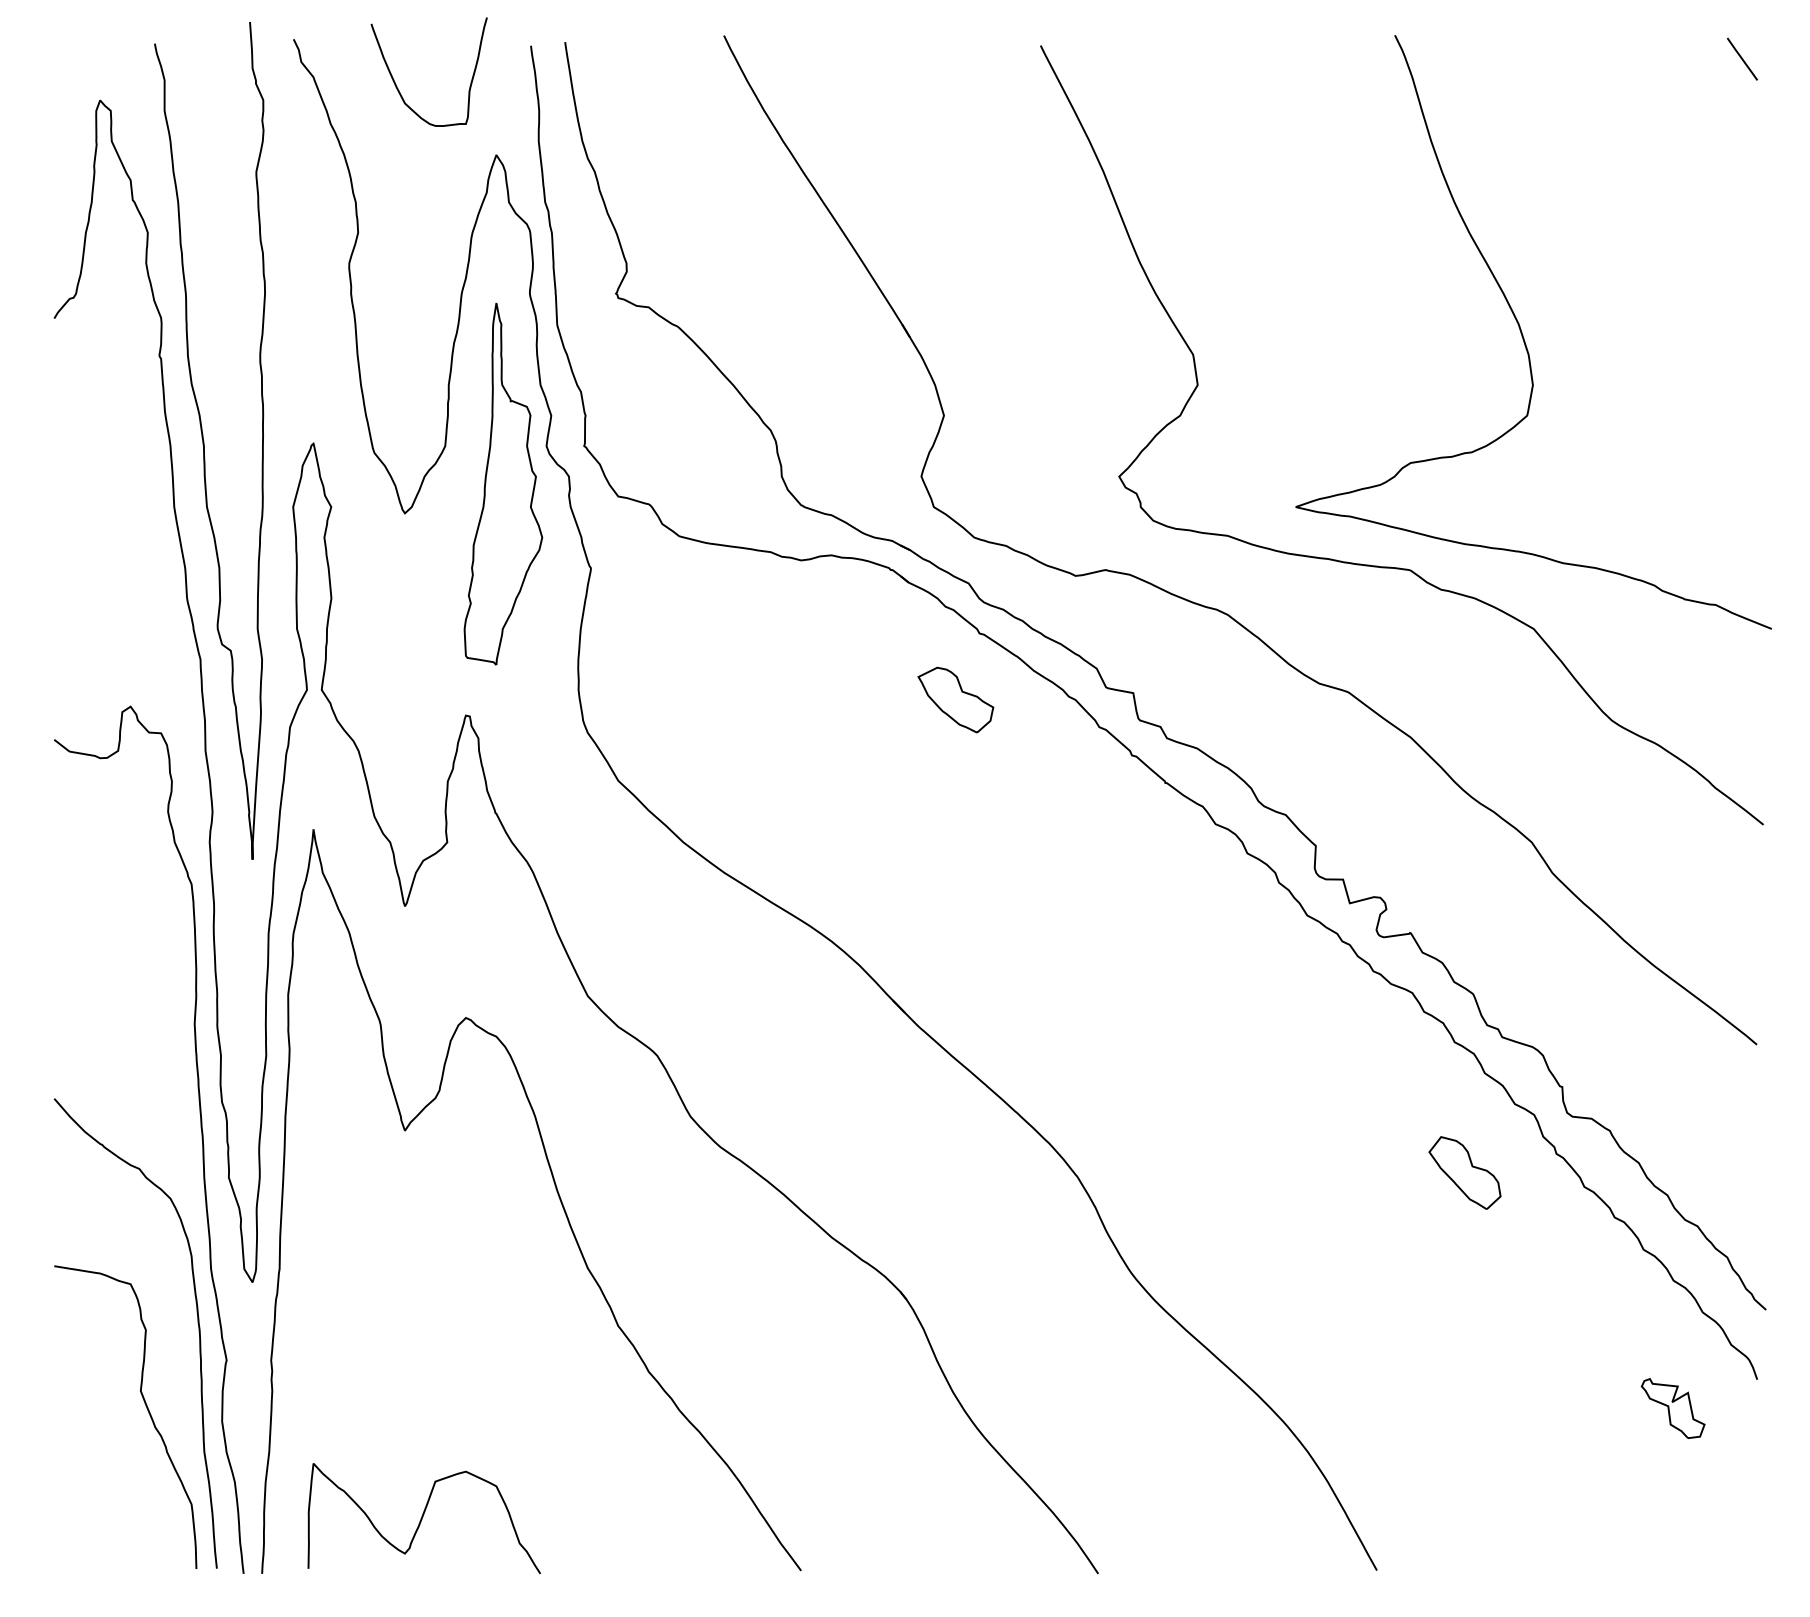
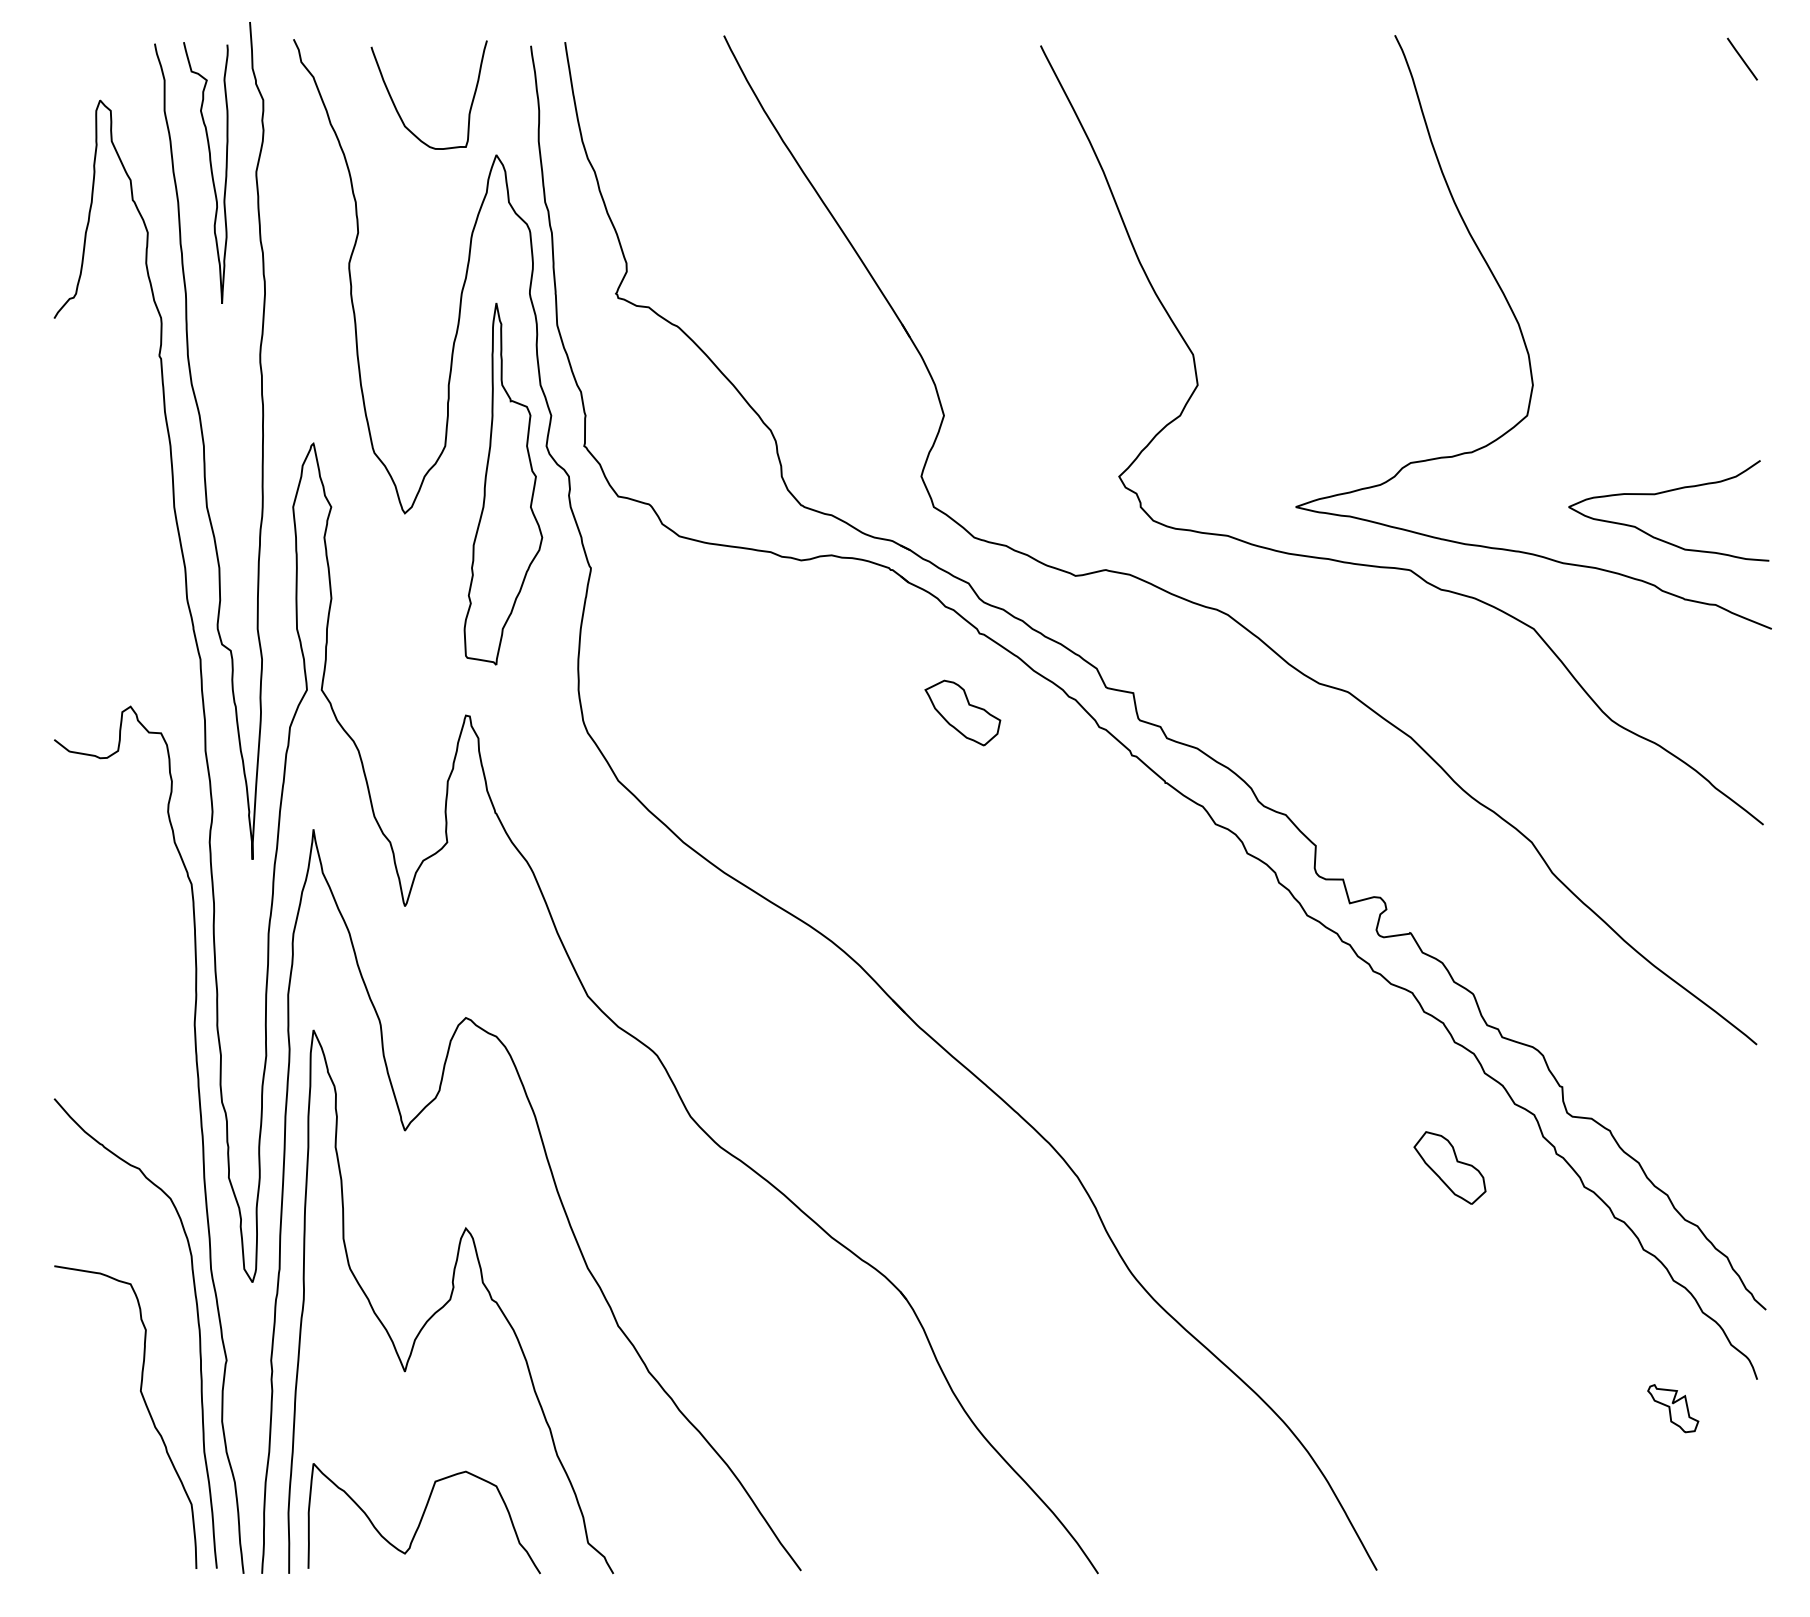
curve position: (397, 86) -> (397, 109) (397, 109)
curve: none -> present (210, 171)
curve: none -> present (1663, 493)
part position: (955, 699) -> (962, 712) (962, 712)
part position: (1464, 1172) -> (1449, 1167) (1449, 1167)
curve: none -> present (450, 1300)
part size: 66x61 px -> 53x50 px (1673, 1408)
